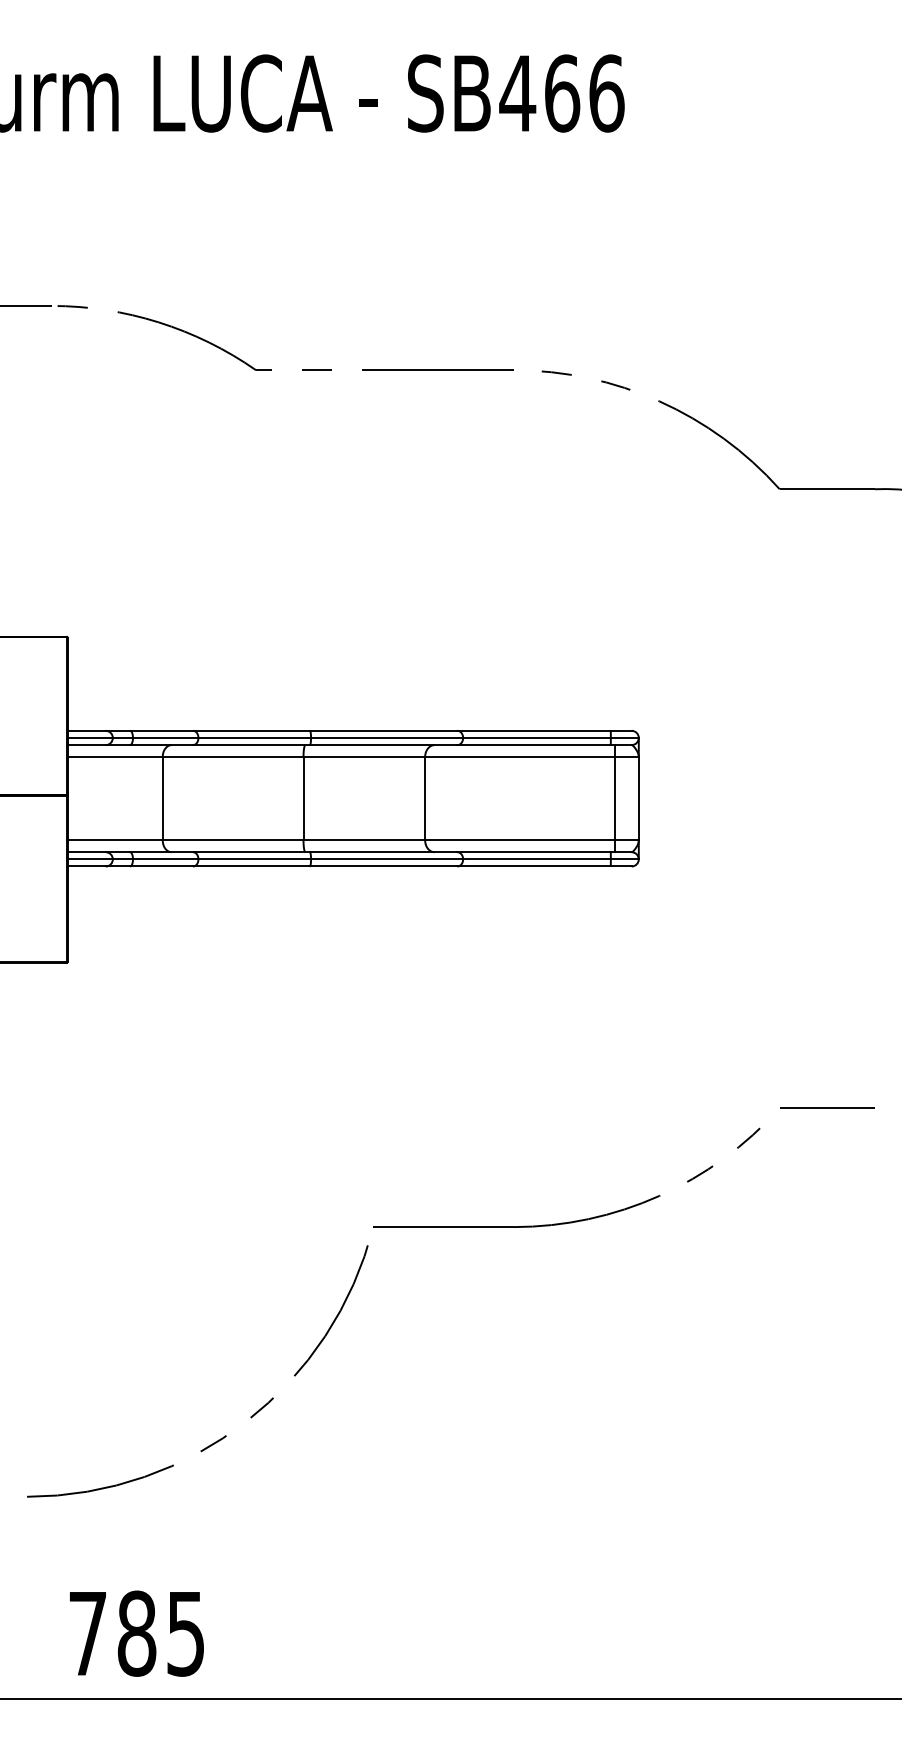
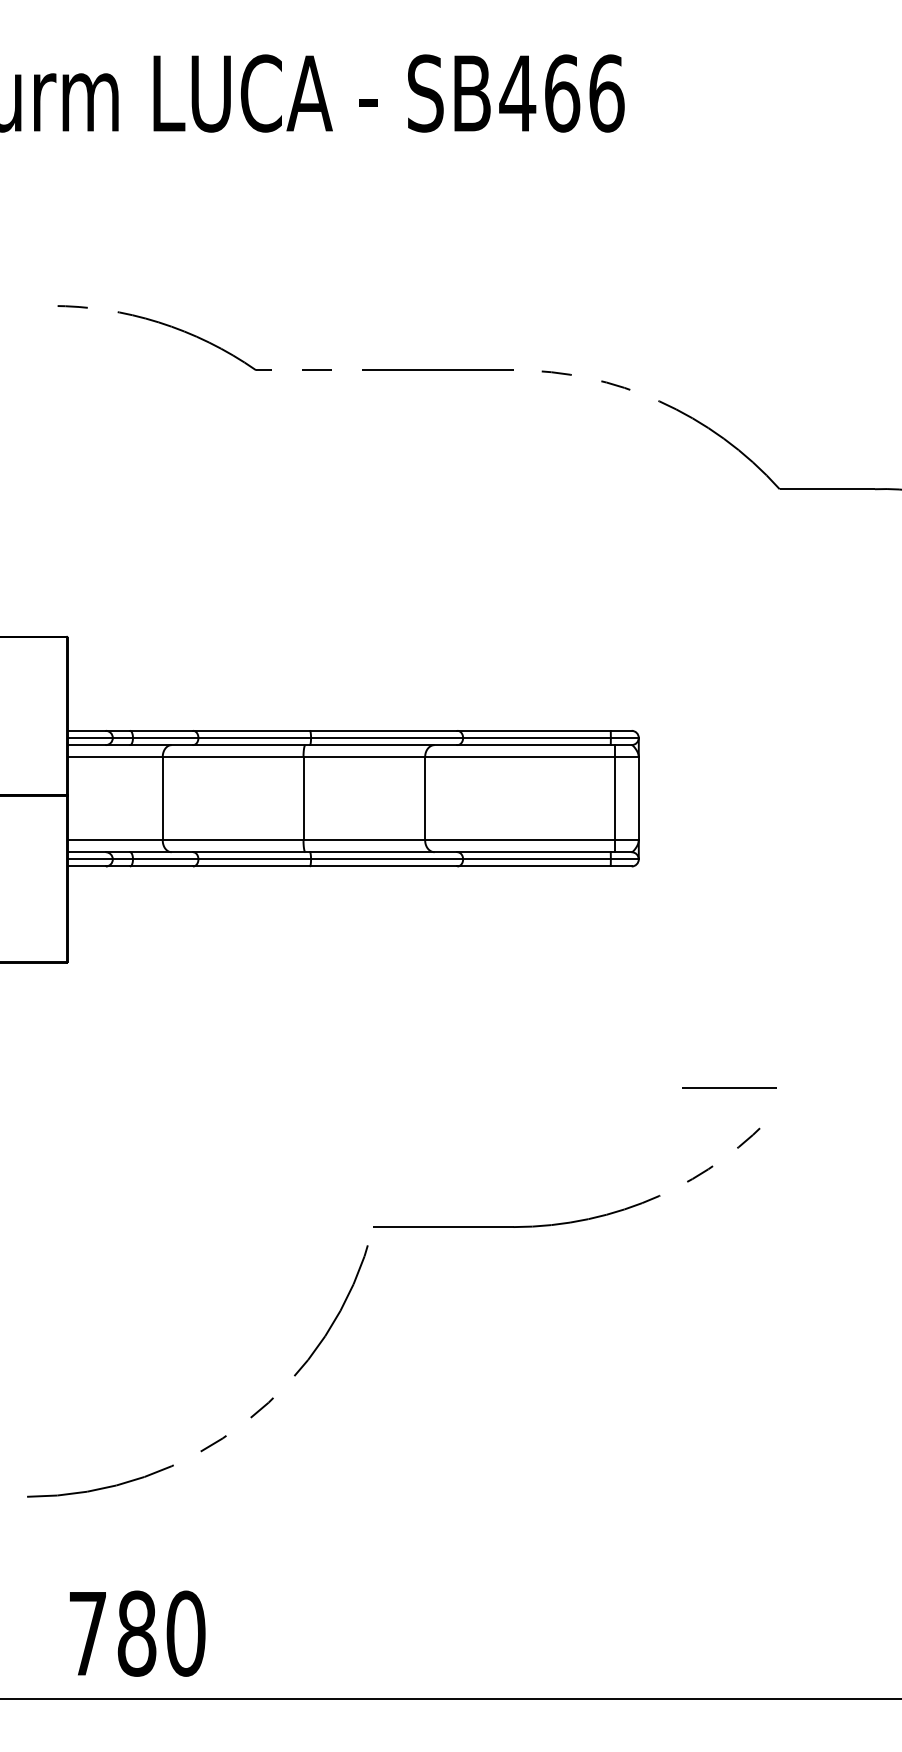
line: present -> none (26, 305)
line position: (827, 1107) -> (729, 1087) (729, 1087)
text: 785 -> 780 (185, 1633)
